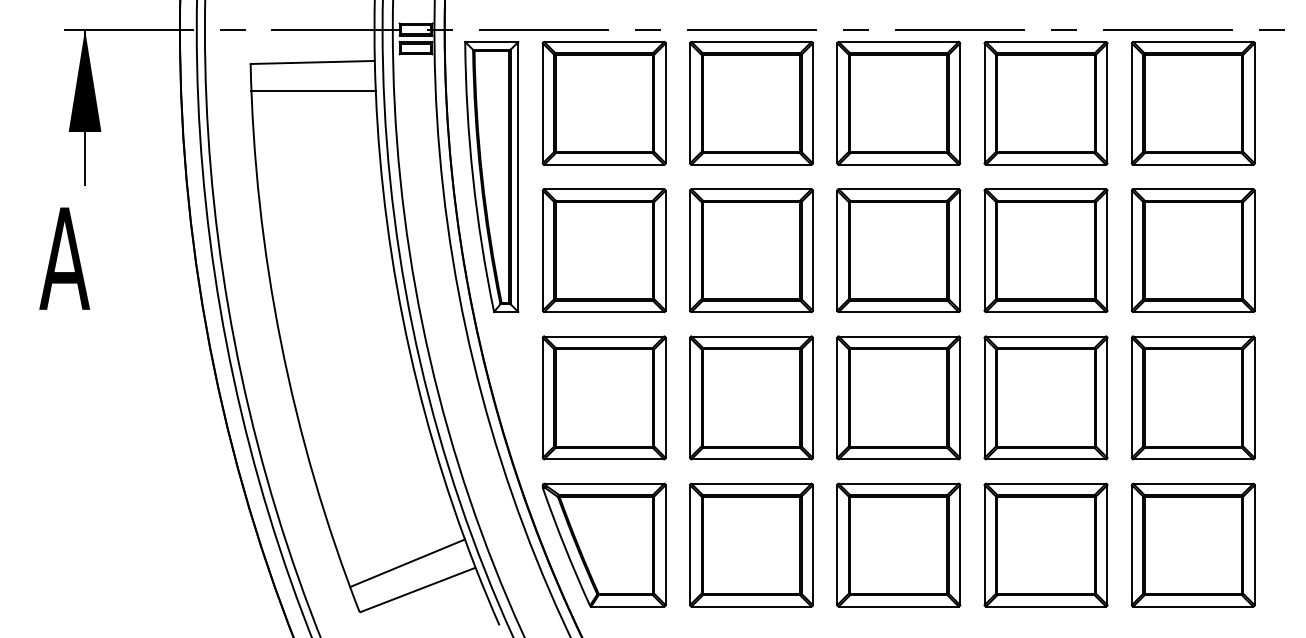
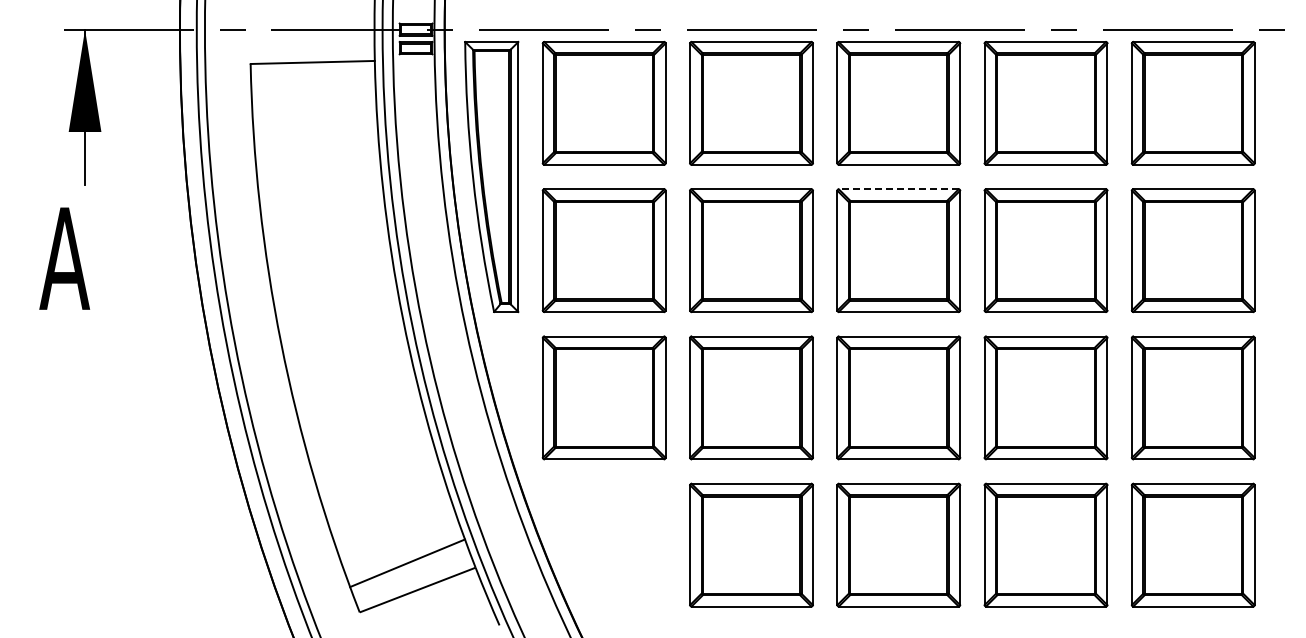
line: present -> none (313, 91)
line: solid -> dashed (898, 189)
part: present -> none (603, 544)
